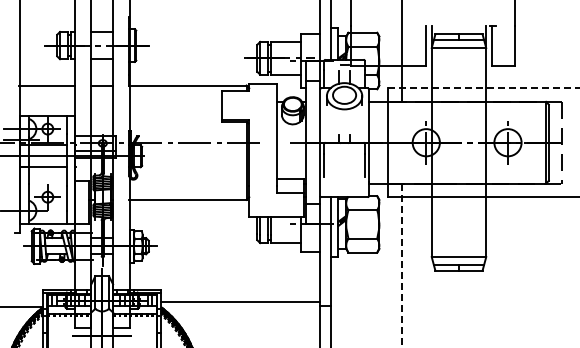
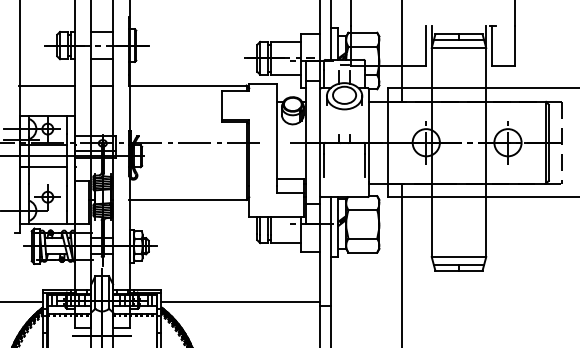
line: dashed -> solid (484, 88)
line: dashed -> solid (401, 265)
line position: (22, 307) -> (22, 302) (22, 302)
